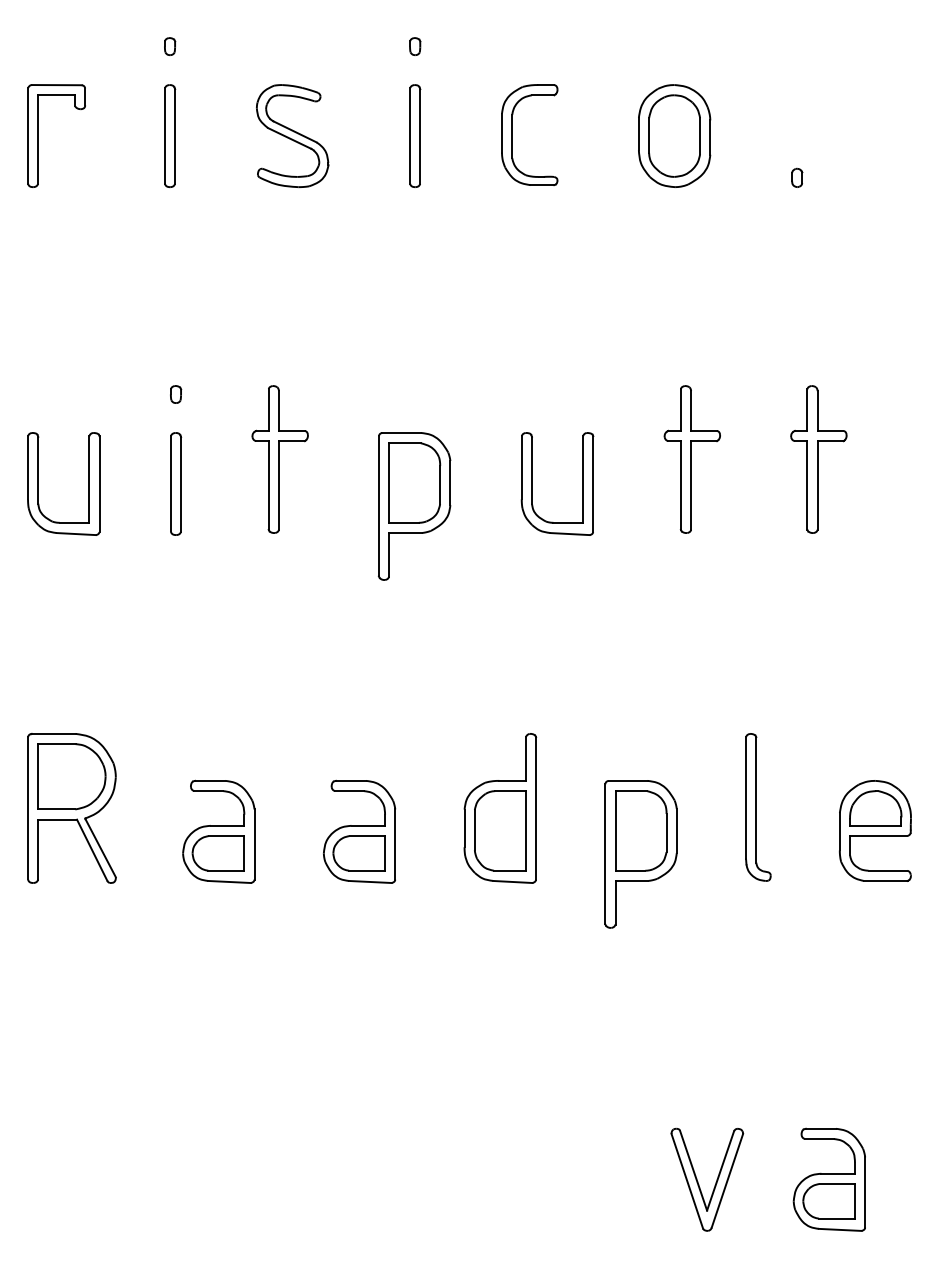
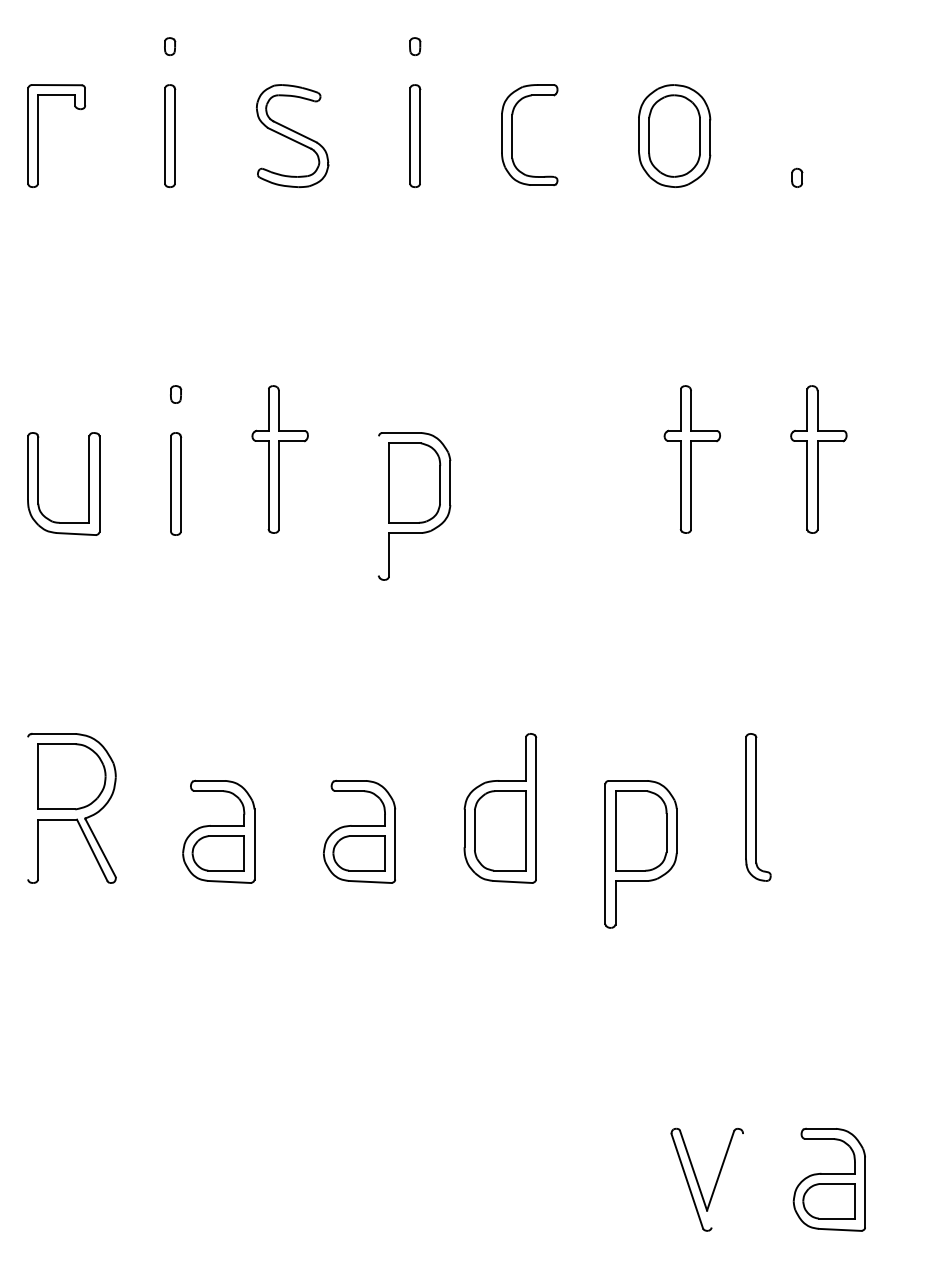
part: present -> none (532, 483)
line: present -> none (378, 506)
line: present -> none (28, 808)
part: present -> none (875, 830)
line: present -> none (727, 1180)
